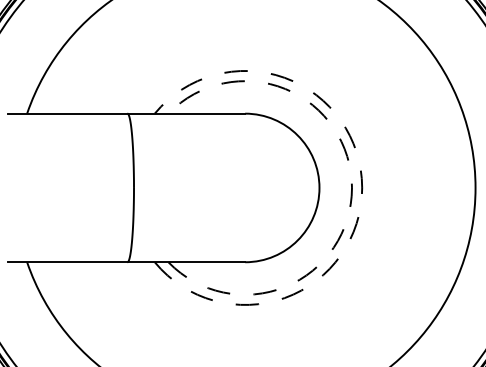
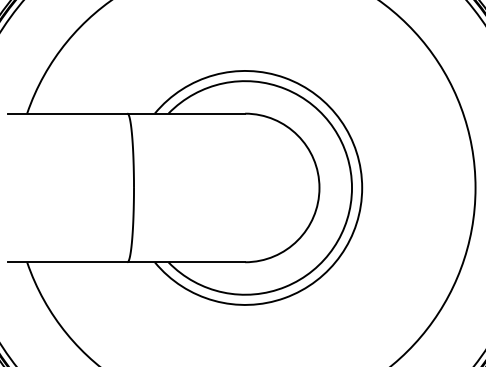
arc: dashed -> solid (352, 187)
arc: dashed -> solid (362, 187)
